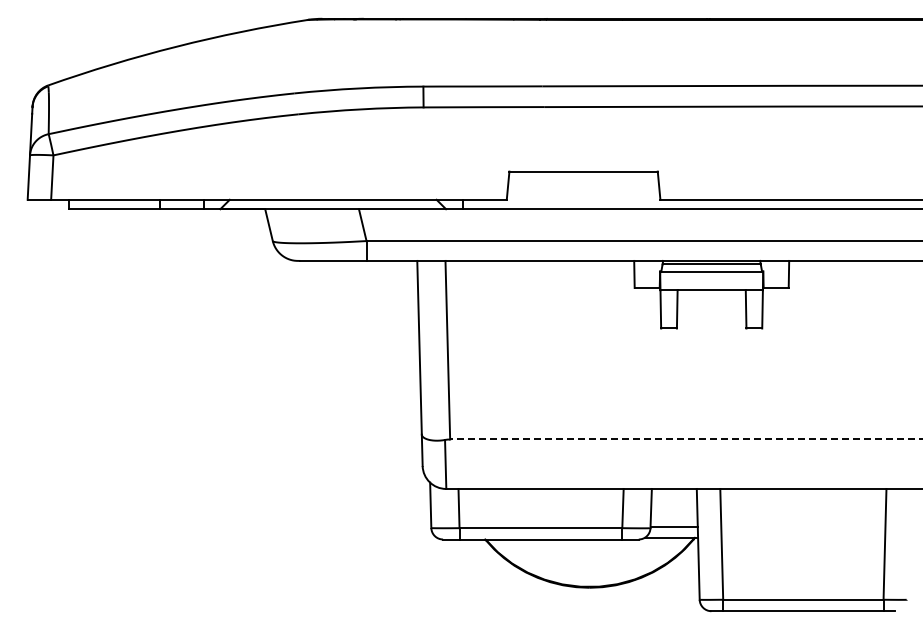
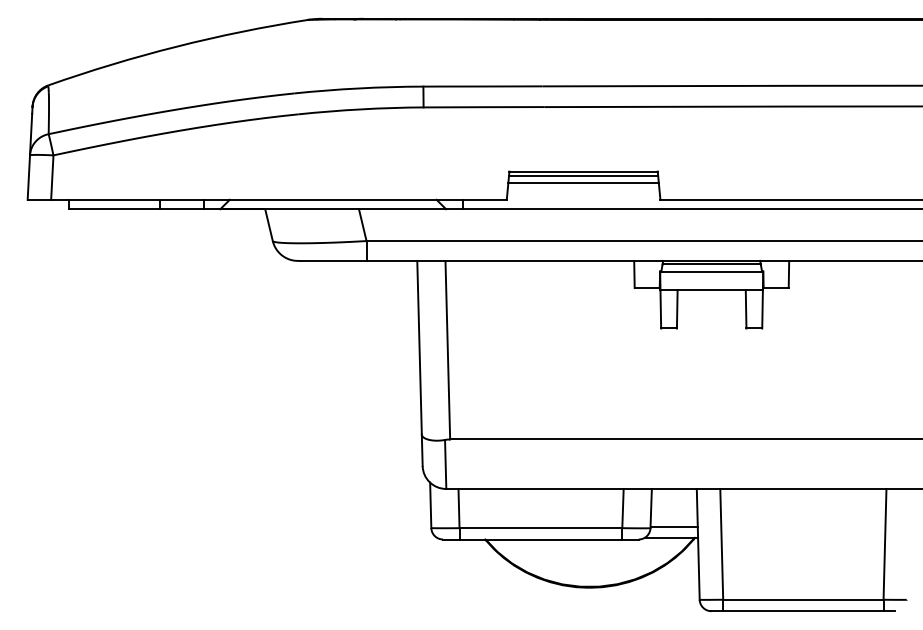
line: none -> present (583, 176)
line: none -> present (583, 183)
line: dashed -> solid (685, 439)
